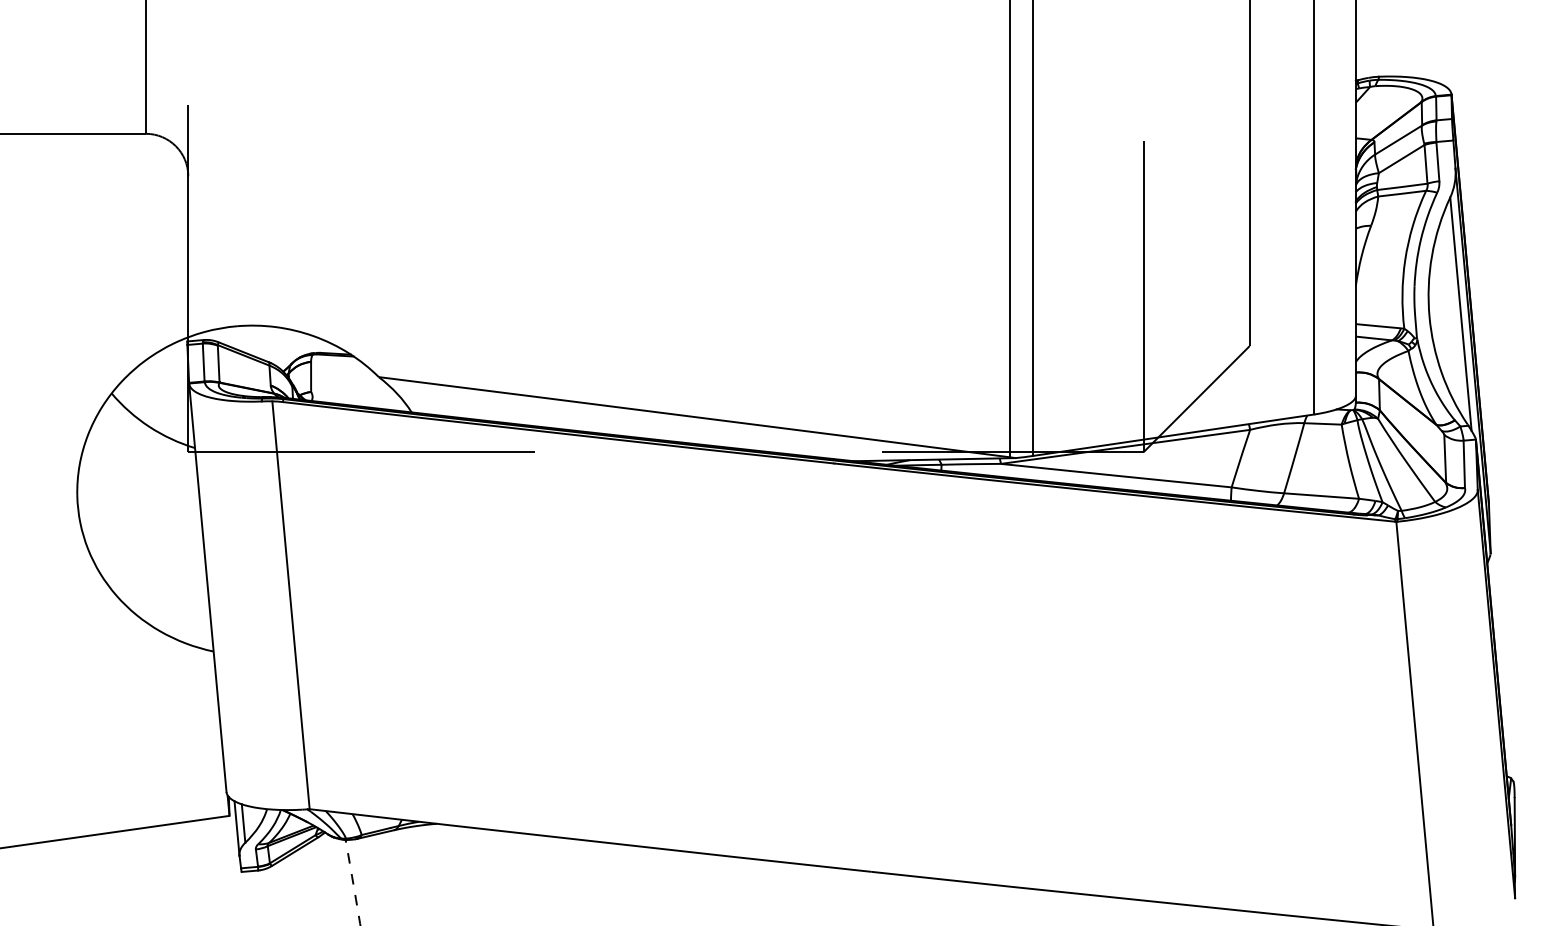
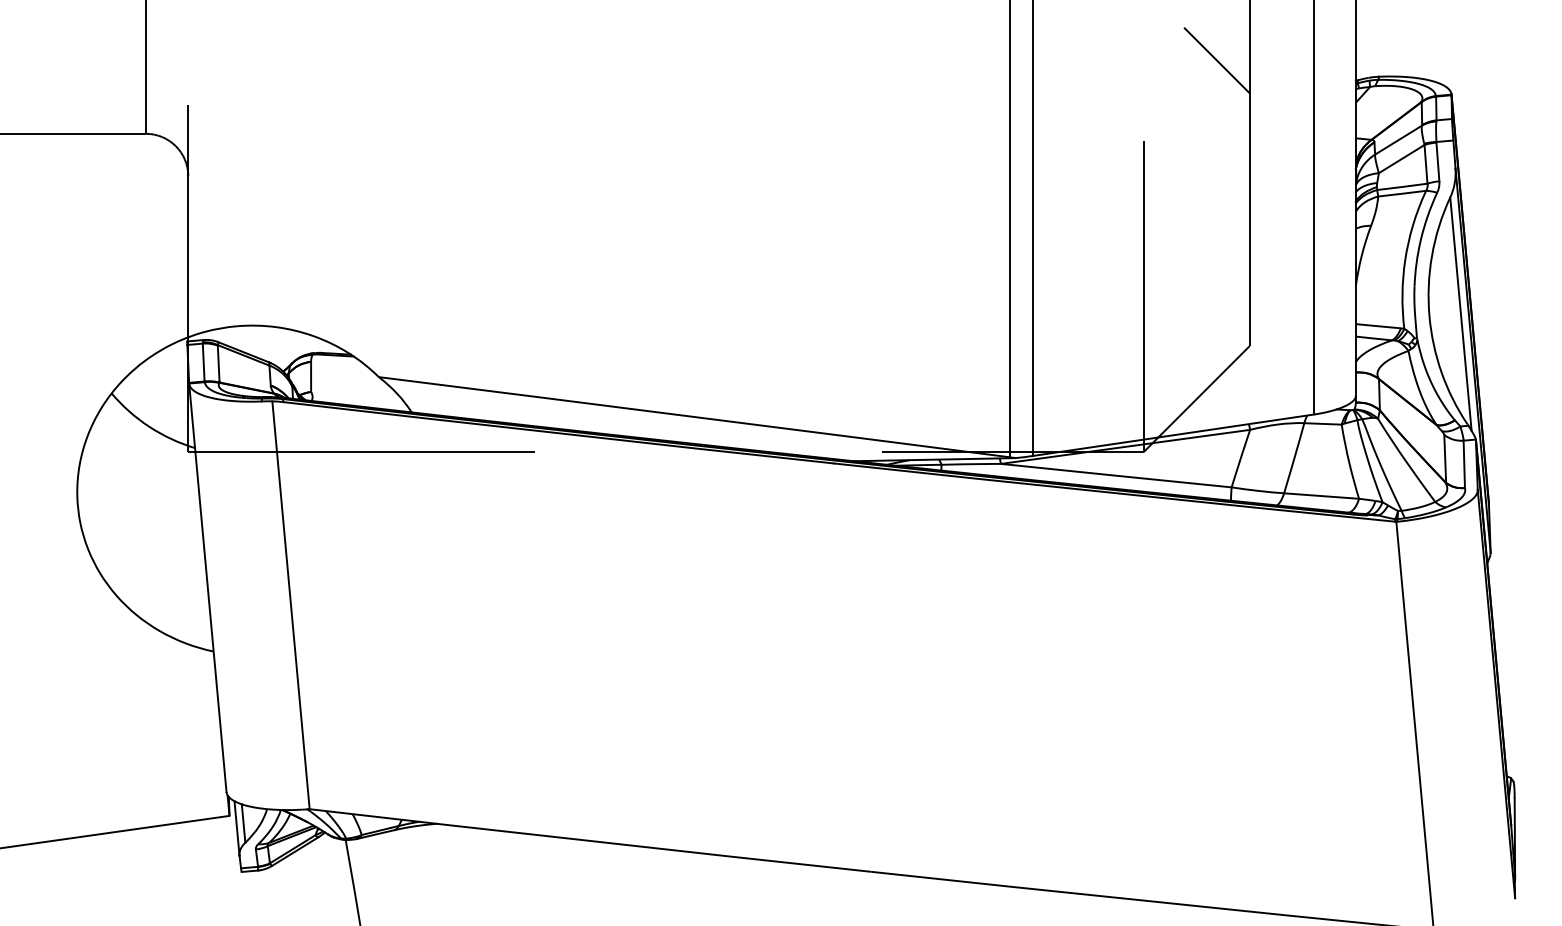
line: none -> present (1216, 60)
arc: dashed -> solid (353, 883)
